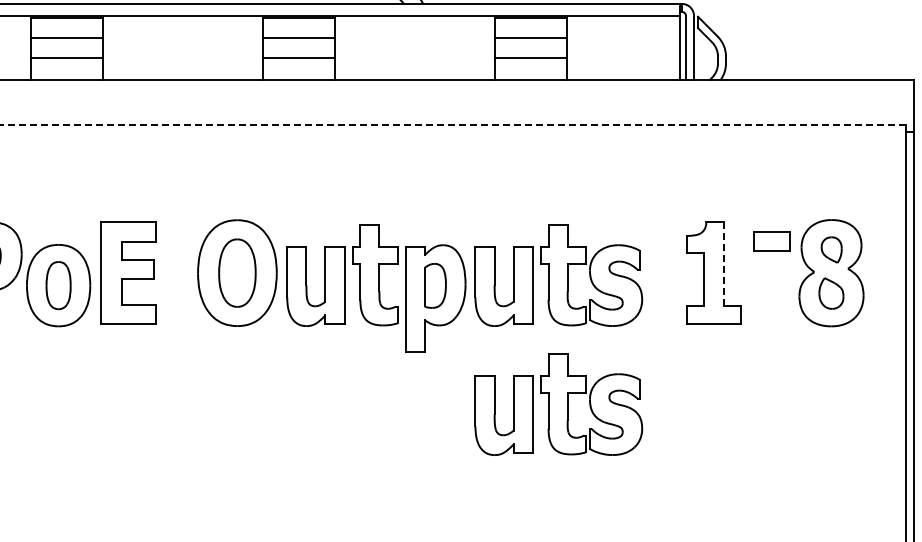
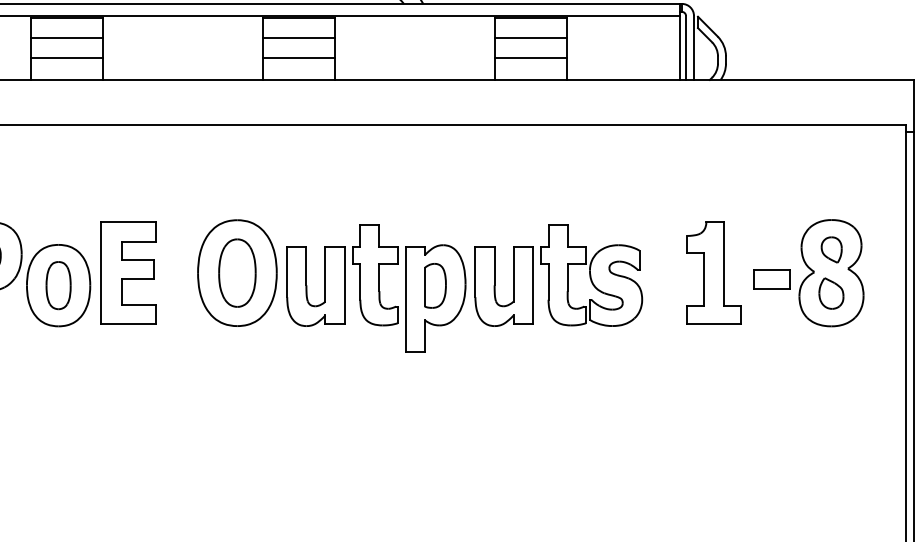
line: dashed -> solid (453, 124)
part position: (771, 241) -> (771, 279) (771, 279)
line: dashed -> solid (724, 263)
part: present -> none (558, 404)
